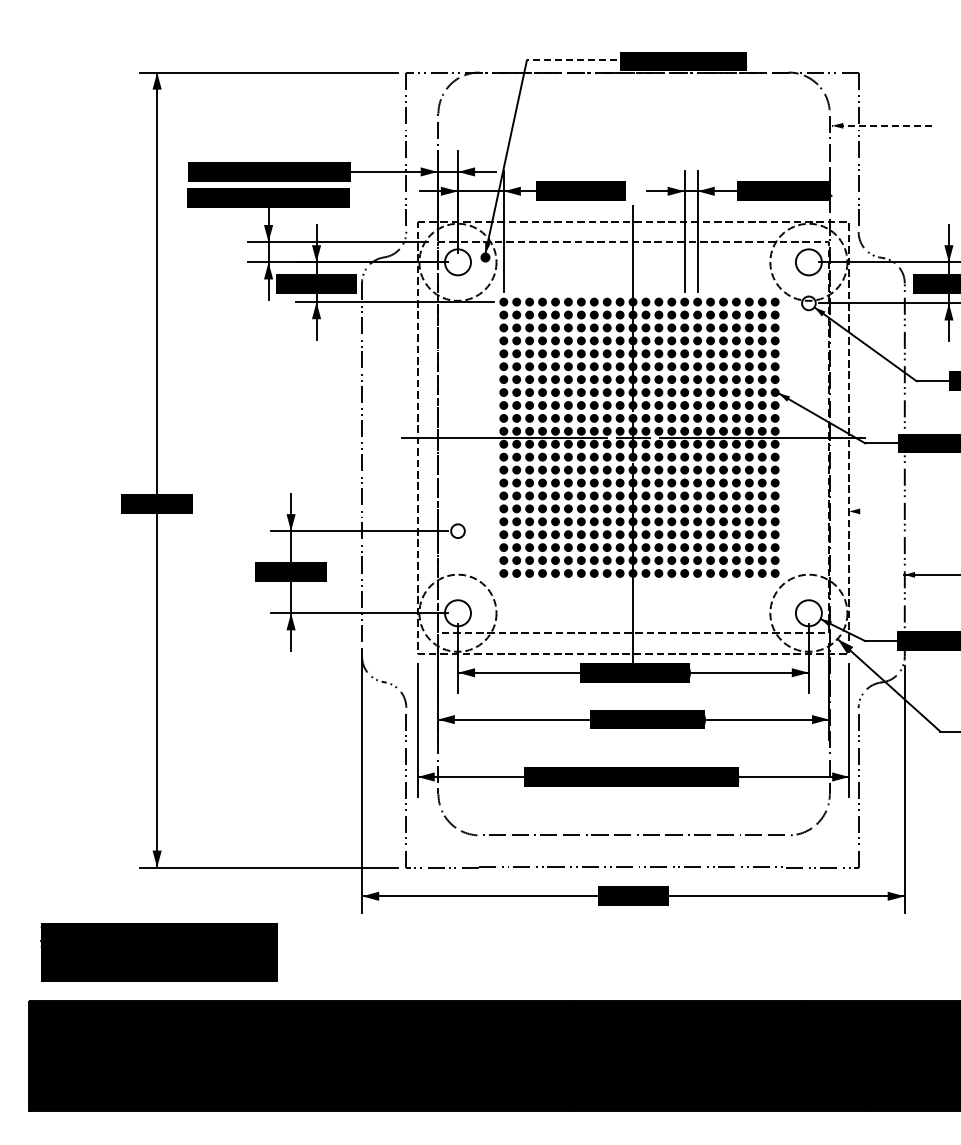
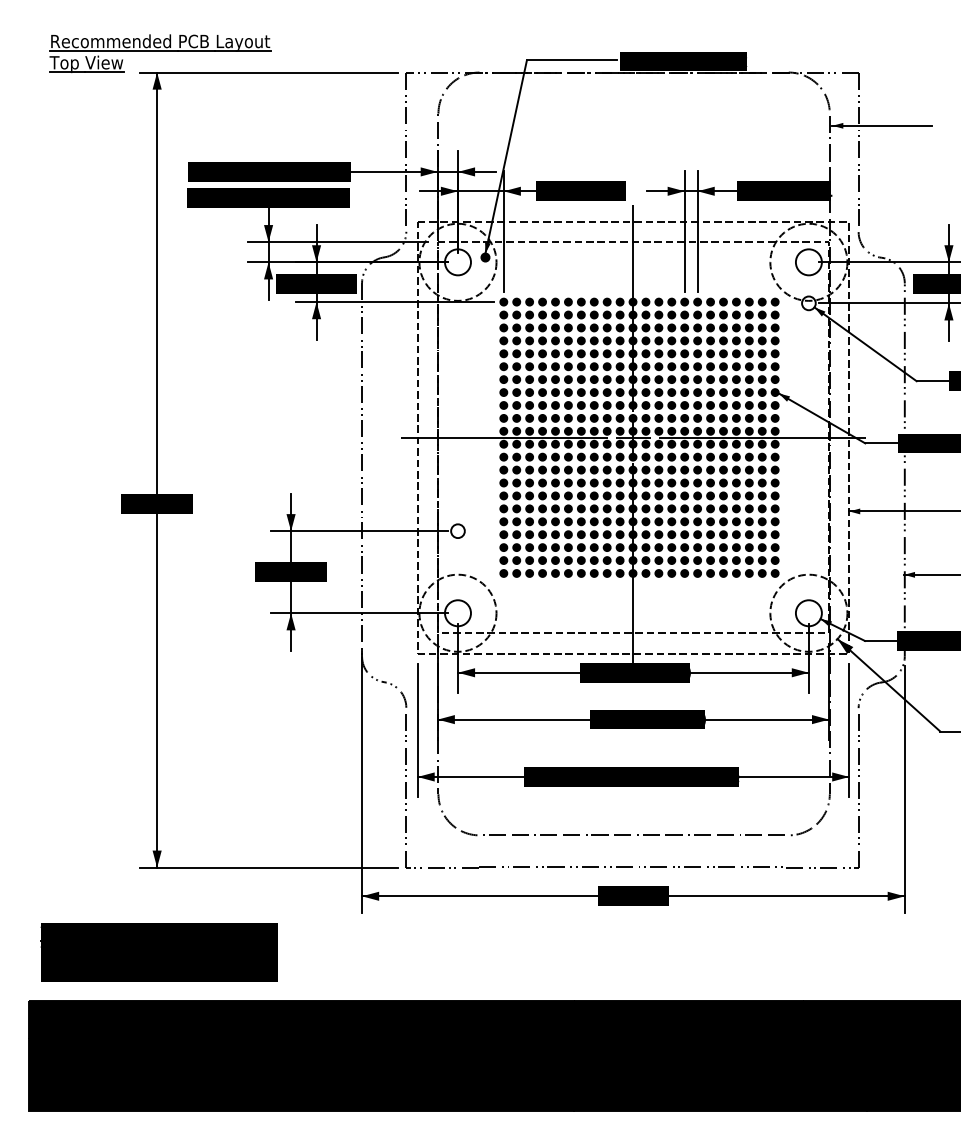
part: none -> present (160, 53)
line: dashed -> solid (571, 60)
line: dashed -> solid (882, 125)
line: none -> present (903, 511)
